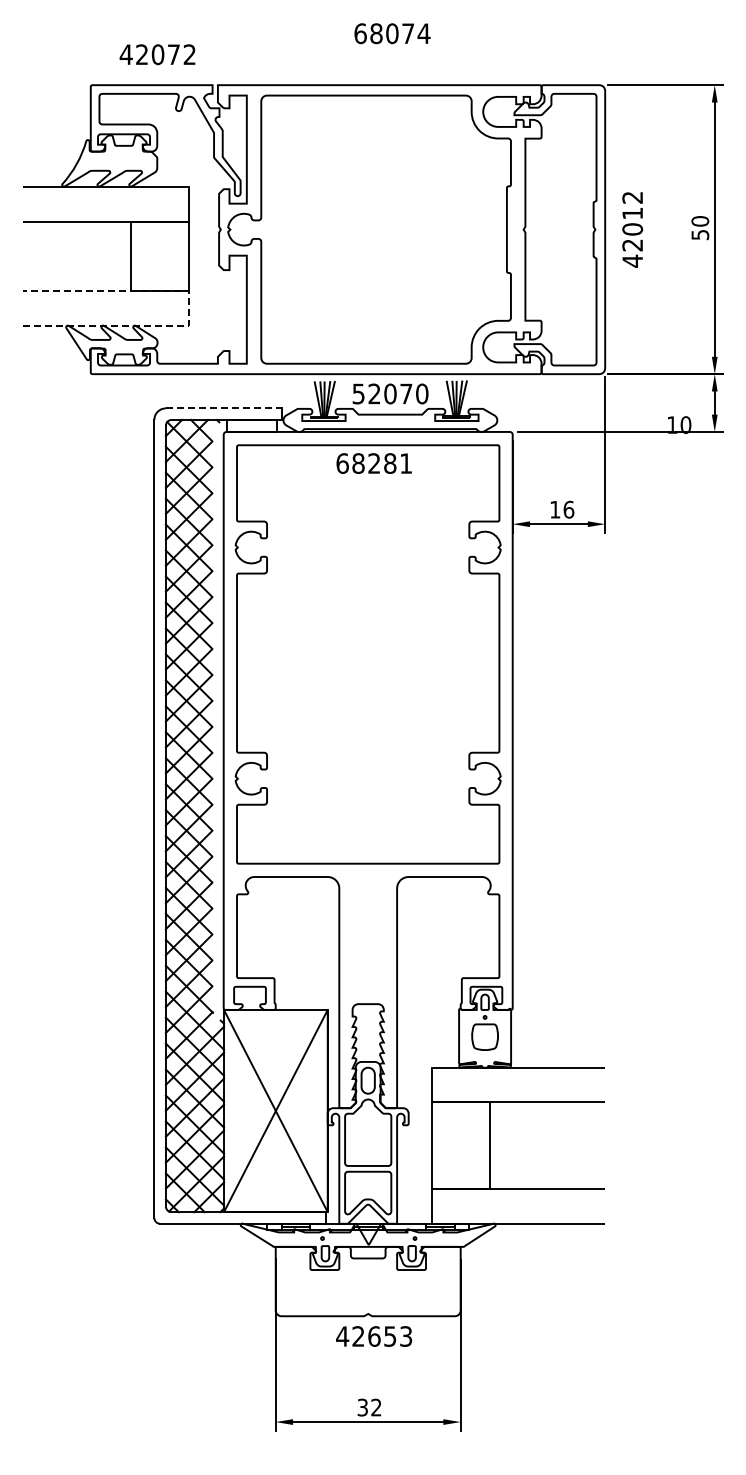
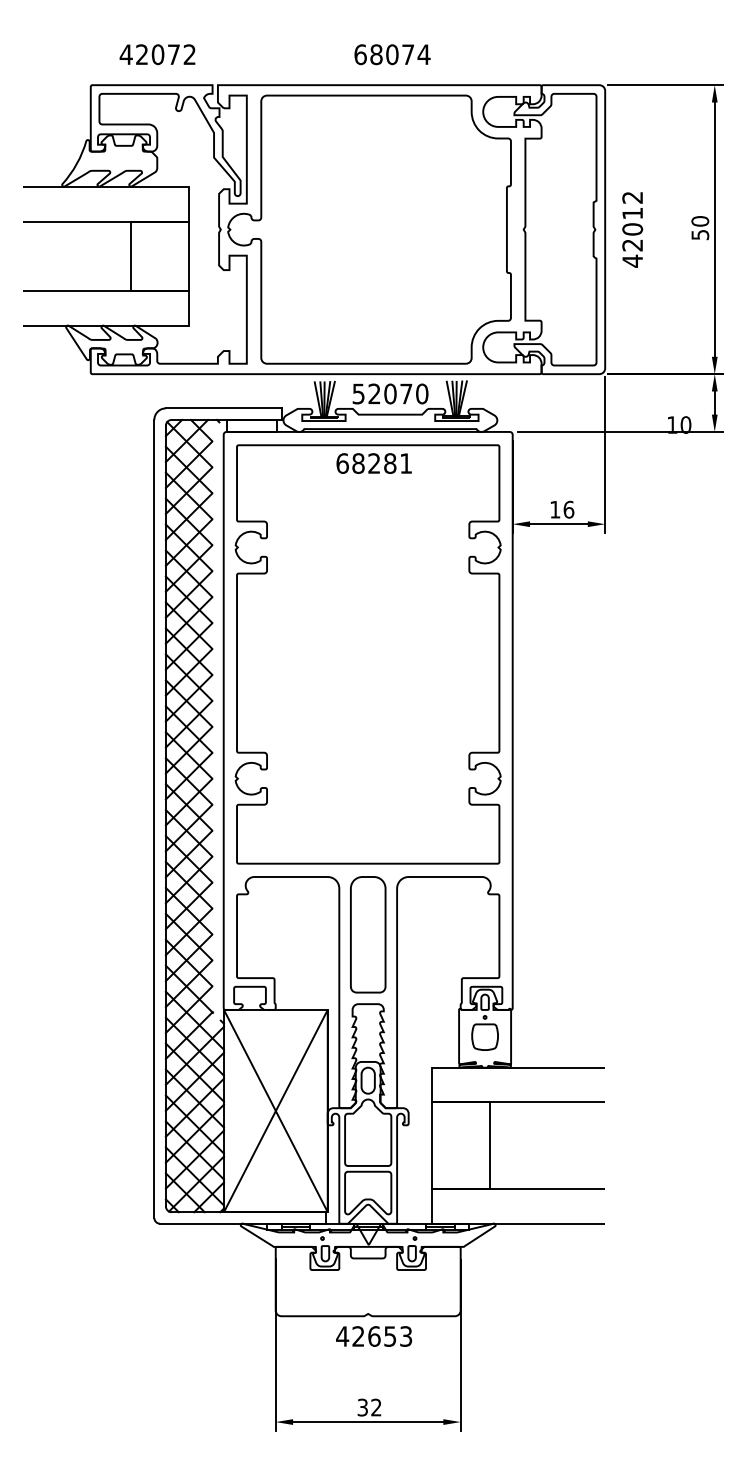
text position: (392, 33) -> (392, 54) (392, 54)
line: dashed -> solid (189, 307)
line: dashed -> solid (223, 408)
part: none -> present (368, 934)
